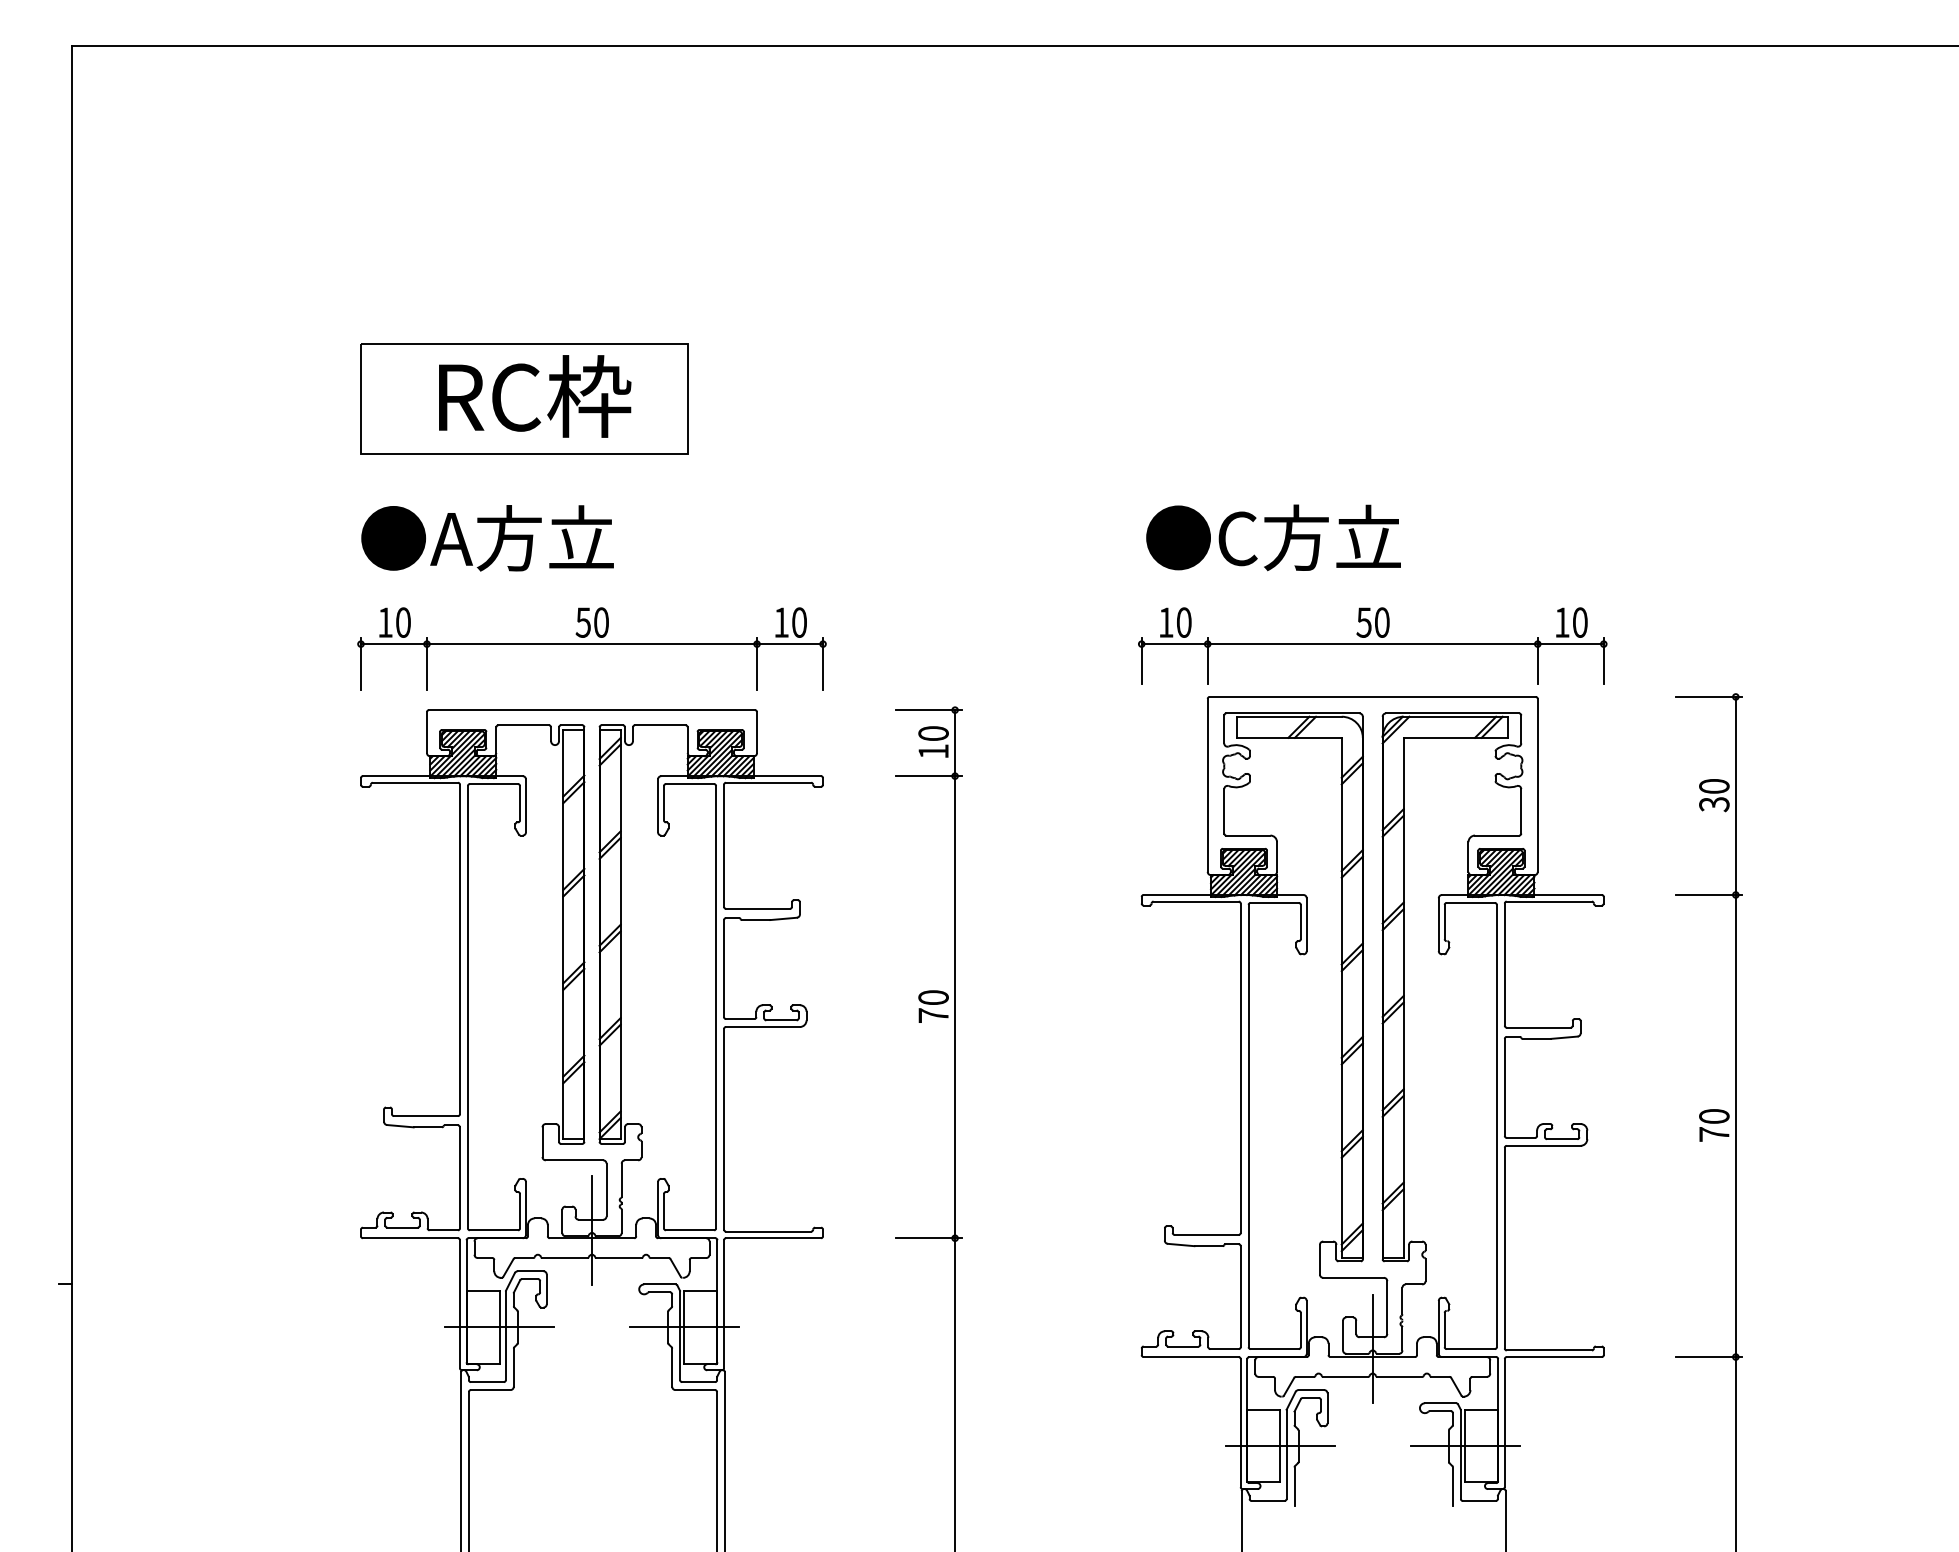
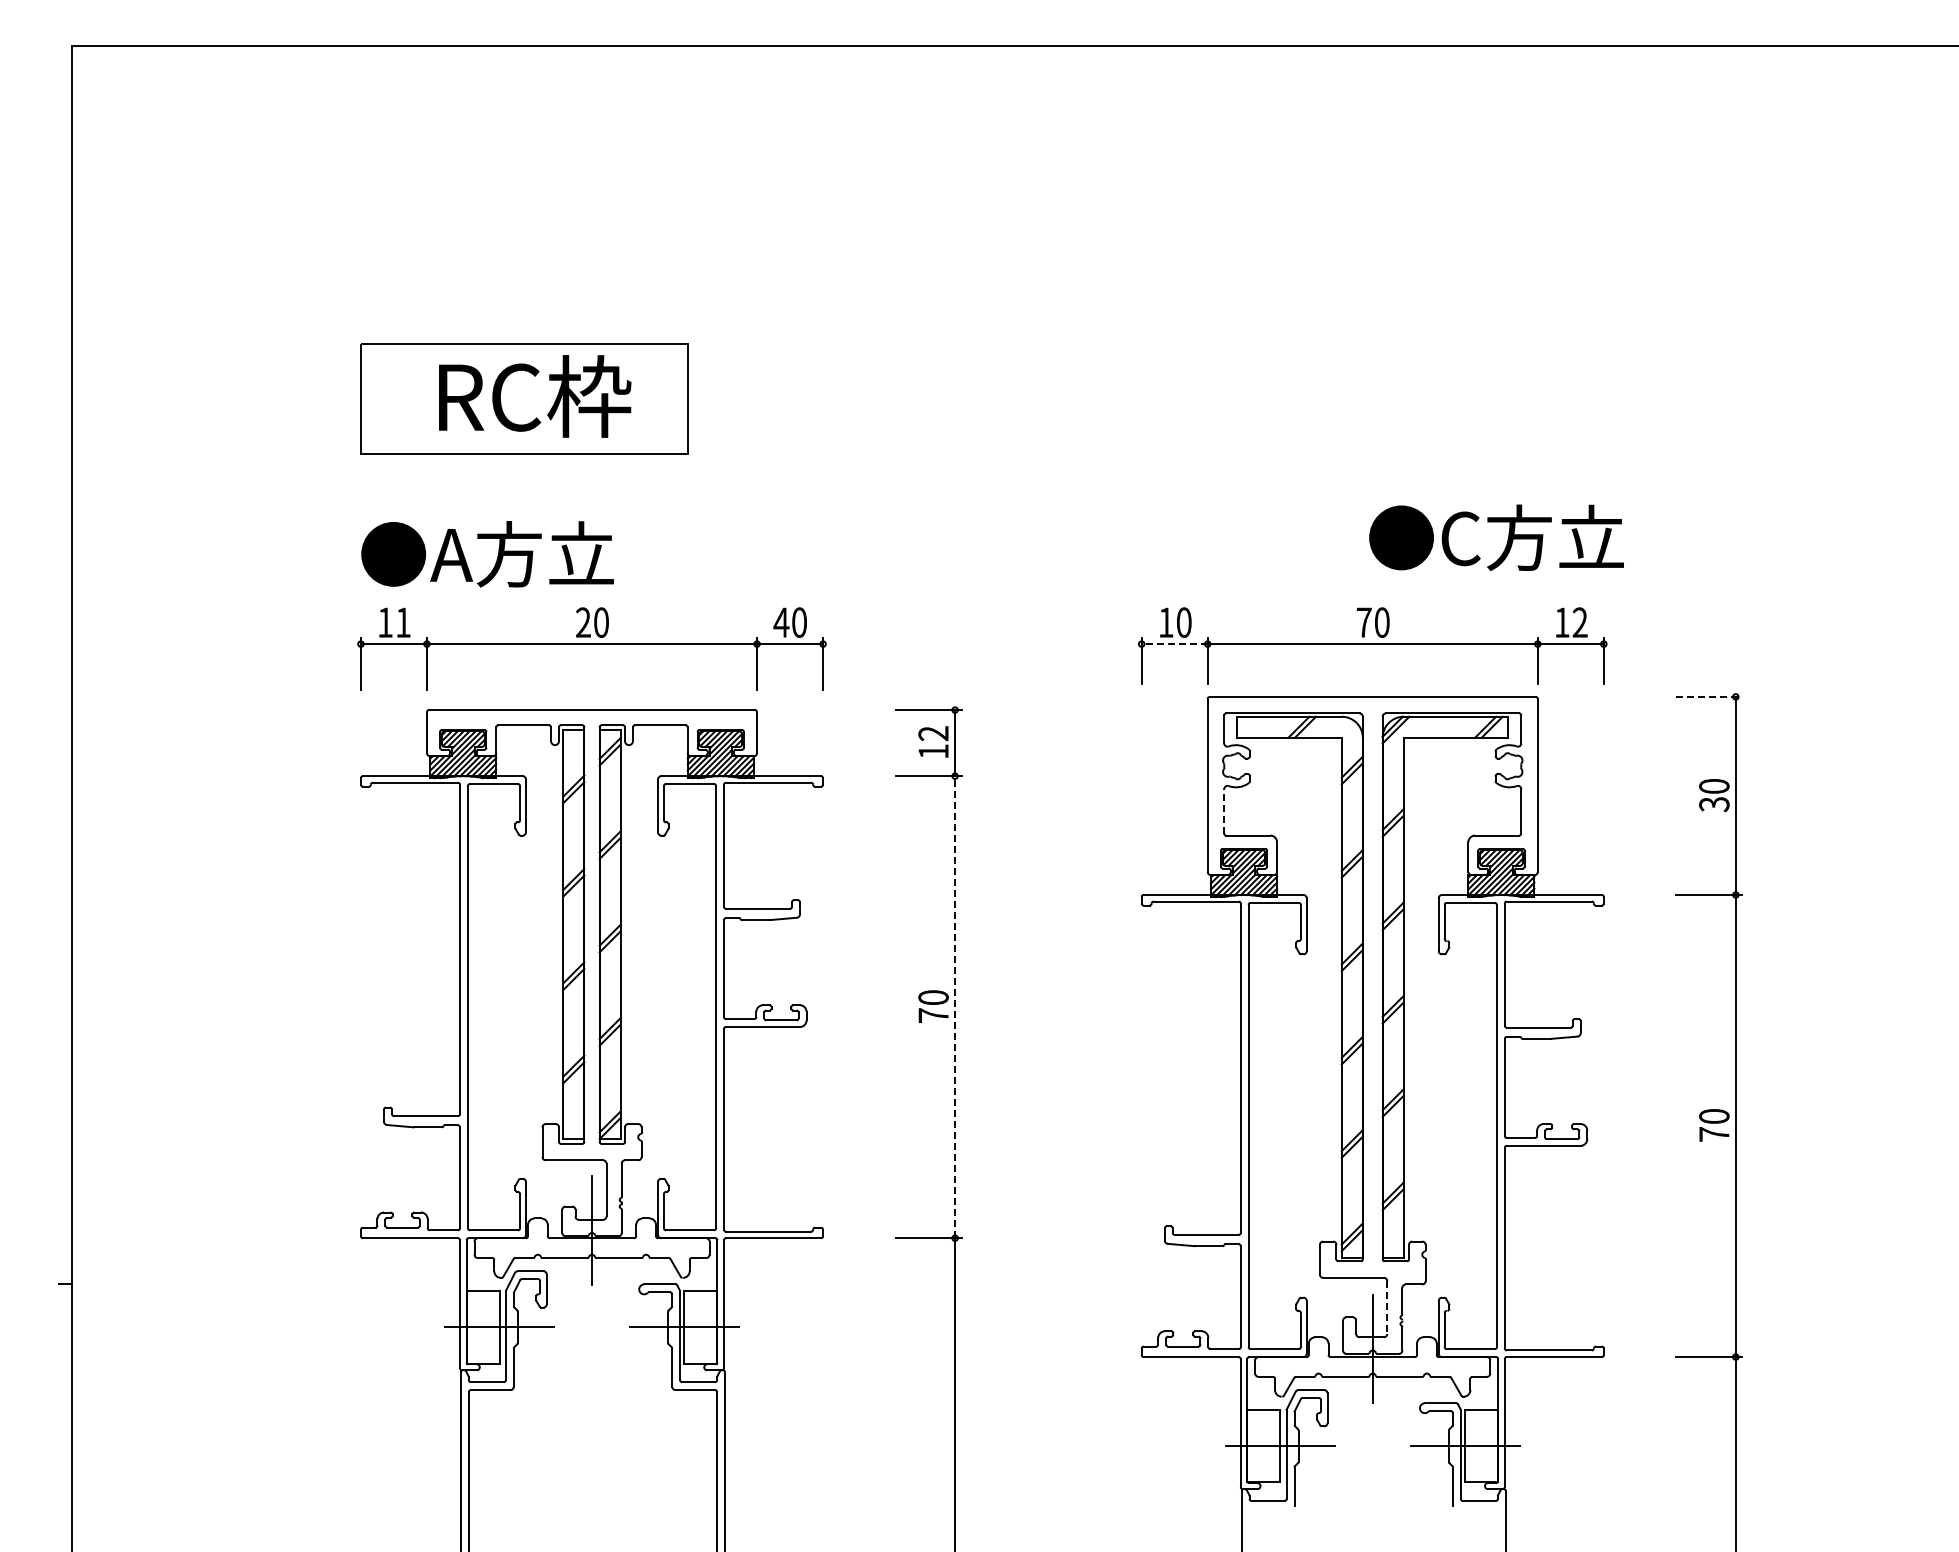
text position: (1273, 537) -> (1496, 537) (1496, 537)
text position: (487, 538) -> (487, 554) (487, 554)
text: 10 -> 11 (403, 622)
text: 50 -> 20 (582, 622)
text: 10 -> 40 (781, 622)
text: 50 -> 70 (1363, 622)
text: 10 -> 12 (1579, 622)
line: solid -> dashed (1174, 644)
line: solid -> dashed (1709, 696)
text: 10 -> 12 (933, 733)
line: solid -> dashed (1224, 810)
line: solid -> dashed (955, 1006)
line: solid -> dashed (1387, 1308)
